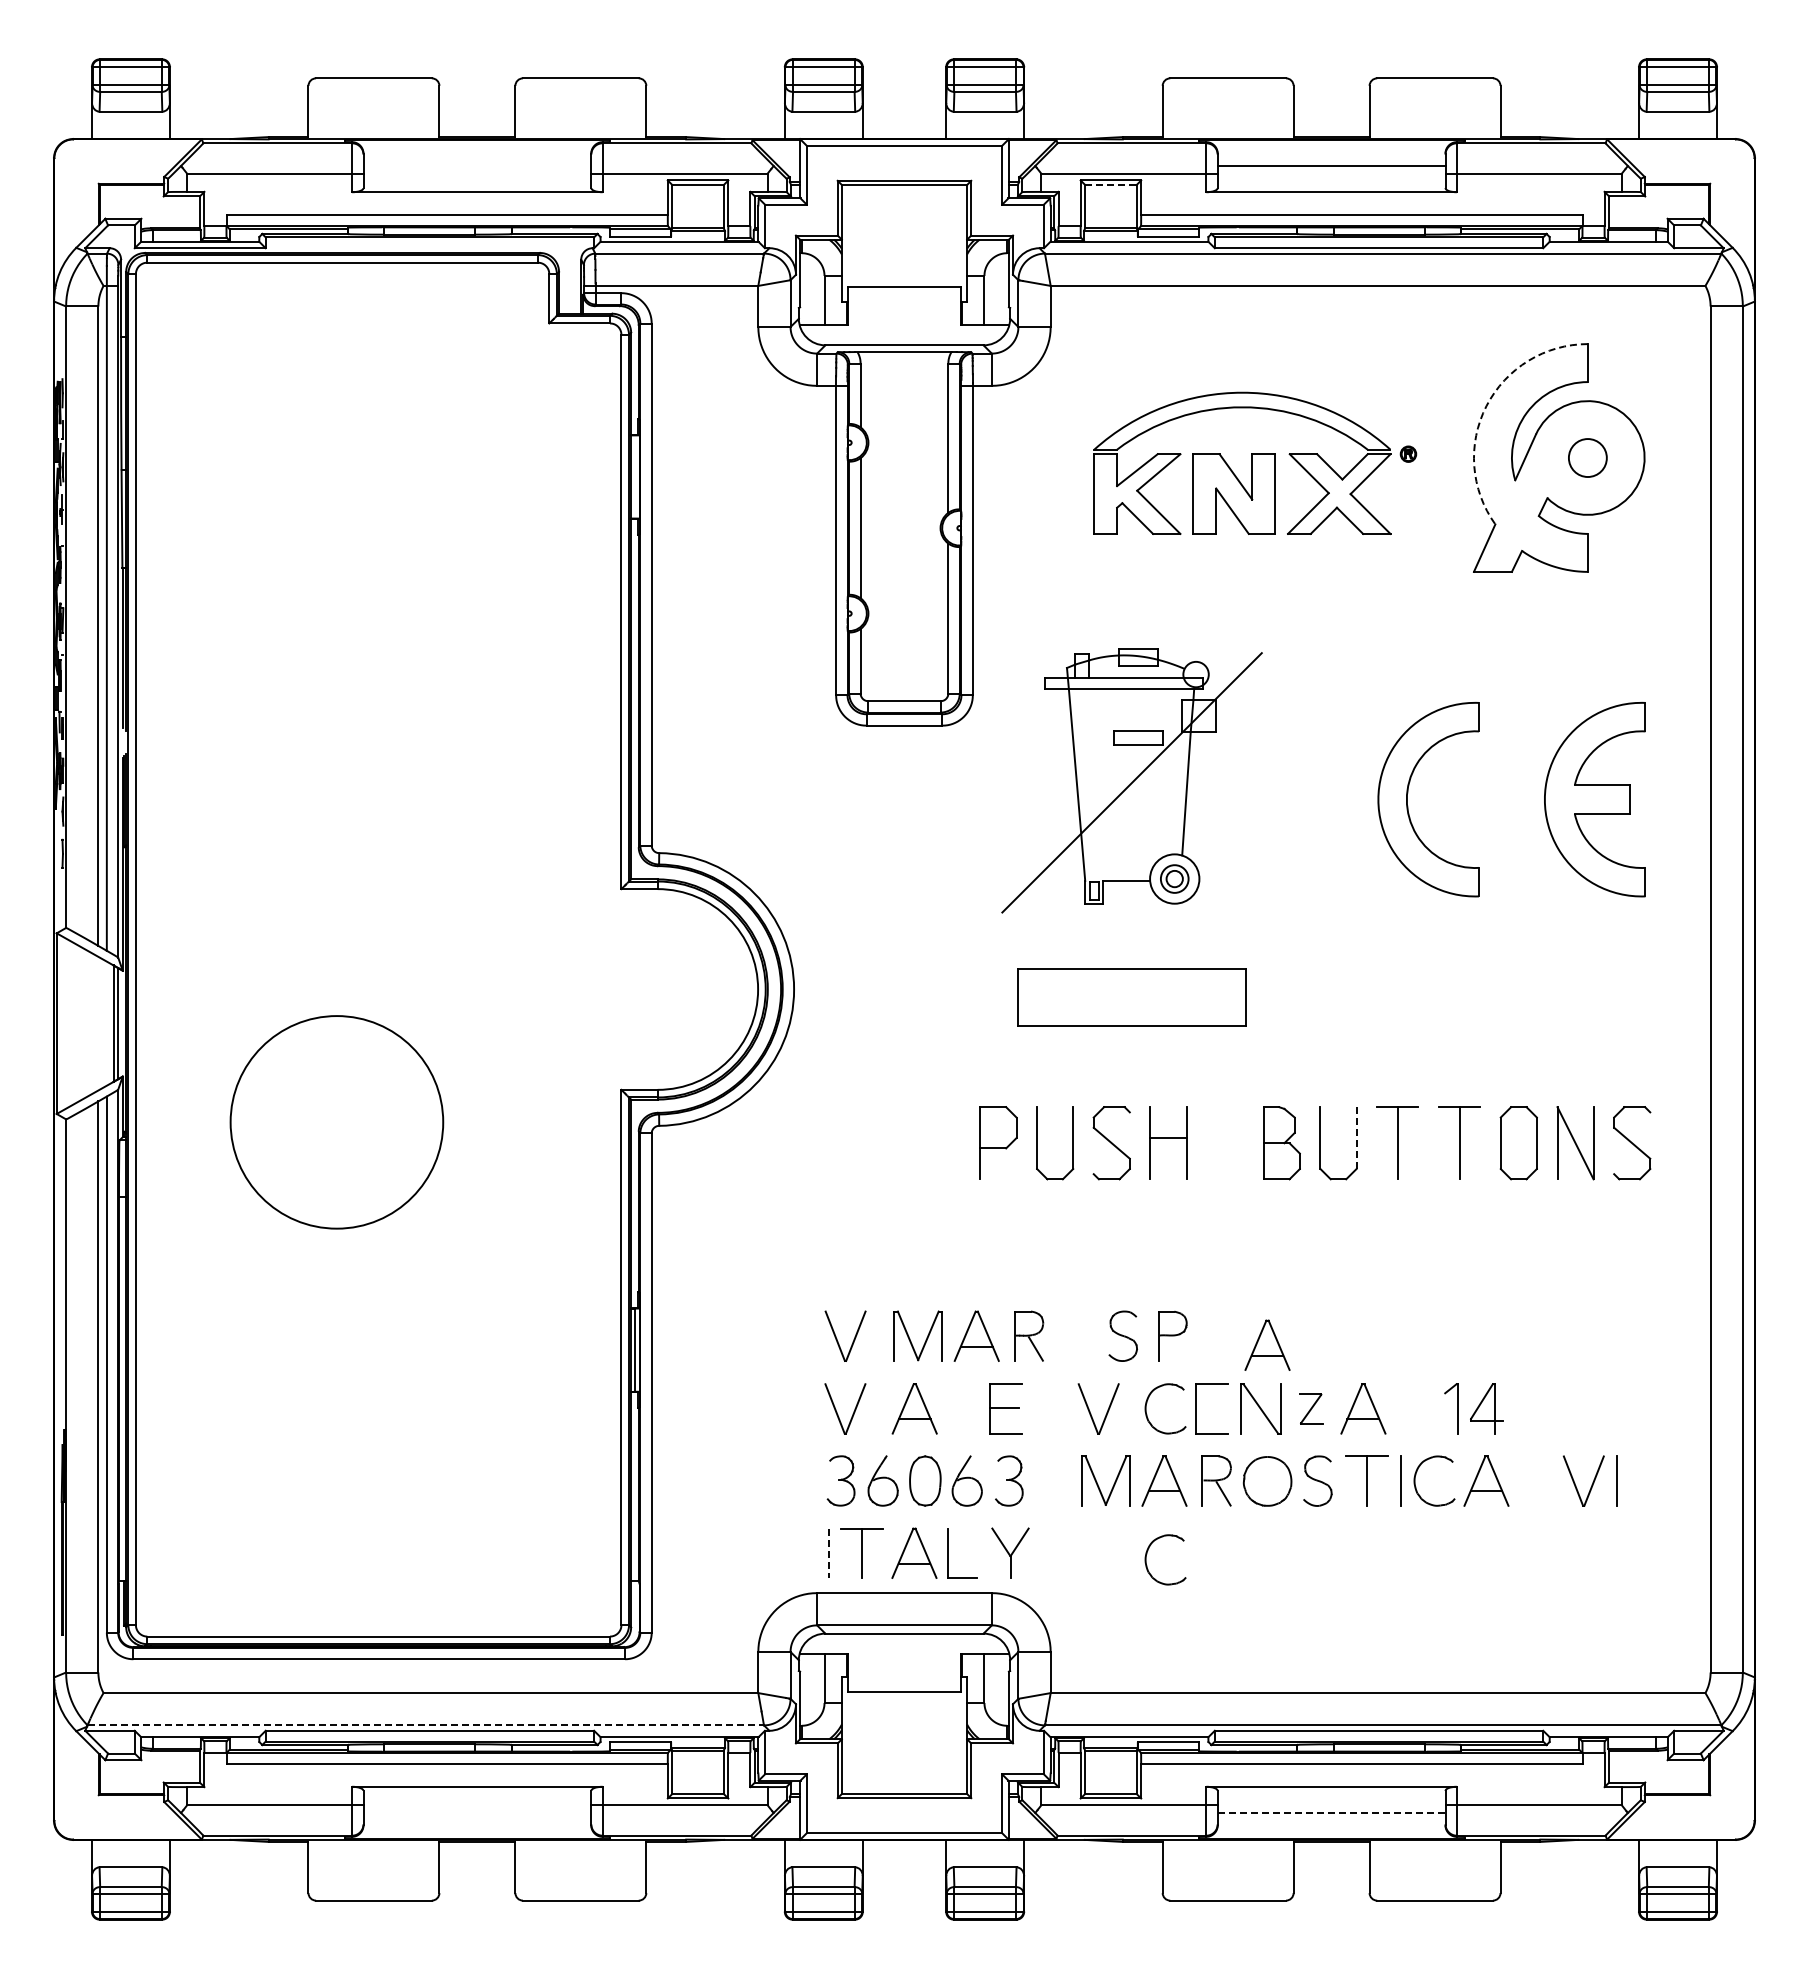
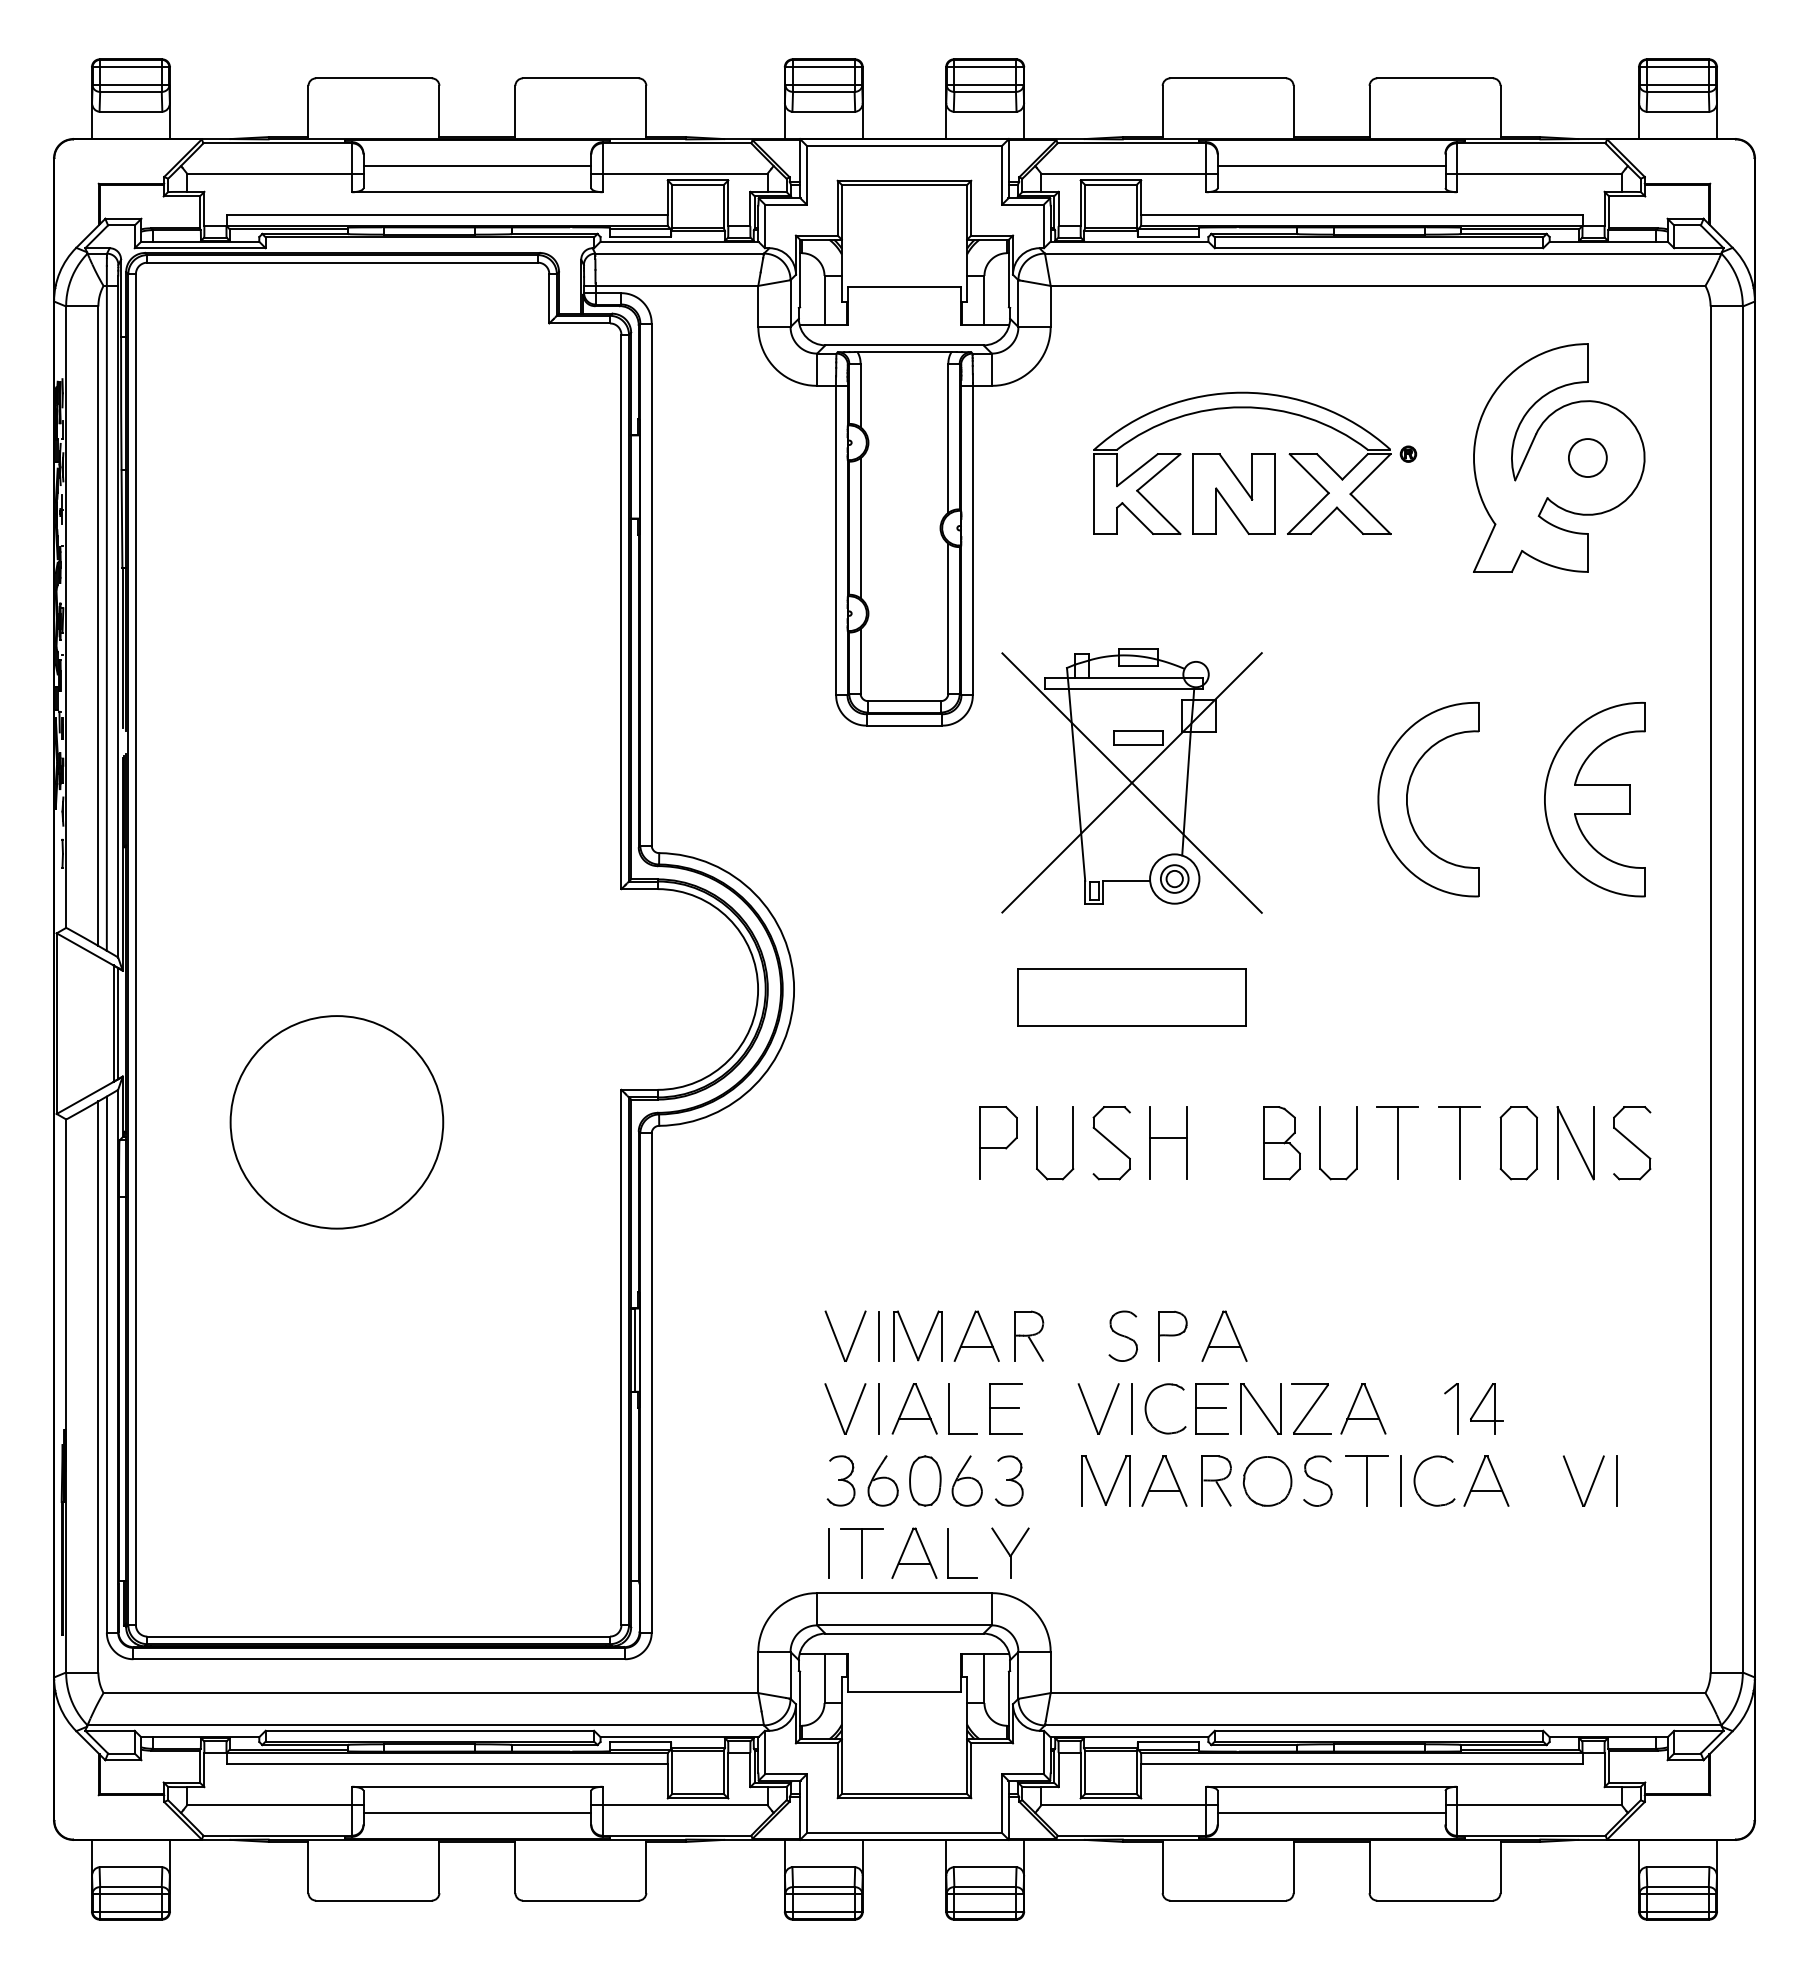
line: none -> present (477, 165)
line: dashed -> solid (1110, 185)
arc: dashed -> solid (1486, 406)
line: none -> present (1131, 782)
line: dashed -> solid (1356, 1138)
line: none -> present (879, 1335)
part position: (1267, 1344) -> (1224, 1335) (1224, 1335)
line: none -> present (1210, 1407)
line: none -> present (878, 1408)
part: none -> present (949, 1408)
line: none -> present (1132, 1408)
part size: 25x32 px -> 41x52 px (1311, 1408)
line: dashed -> solid (828, 1553)
part: present -> none (1147, 1554)
line: dashed -> solid (426, 1725)
line: none -> present (477, 1813)
line: dashed -> solid (1331, 1813)
